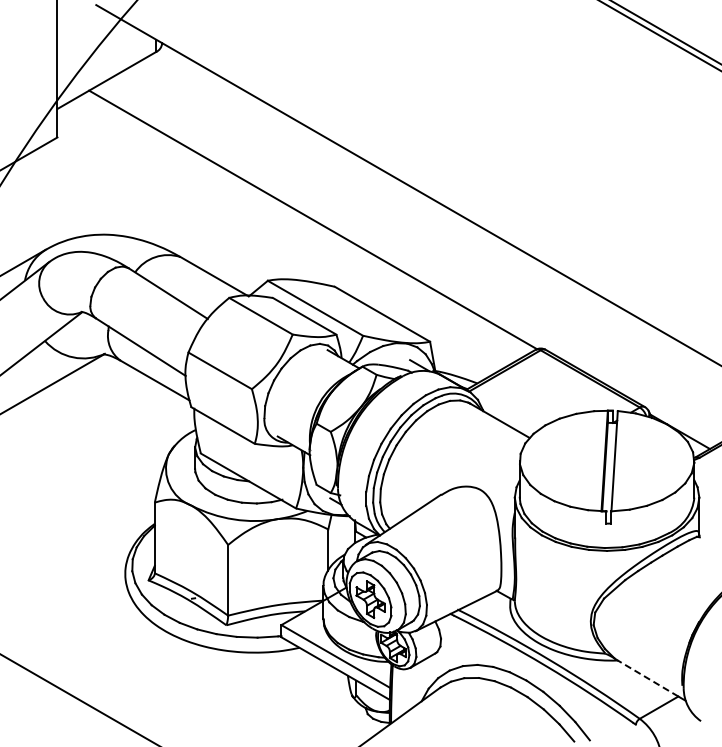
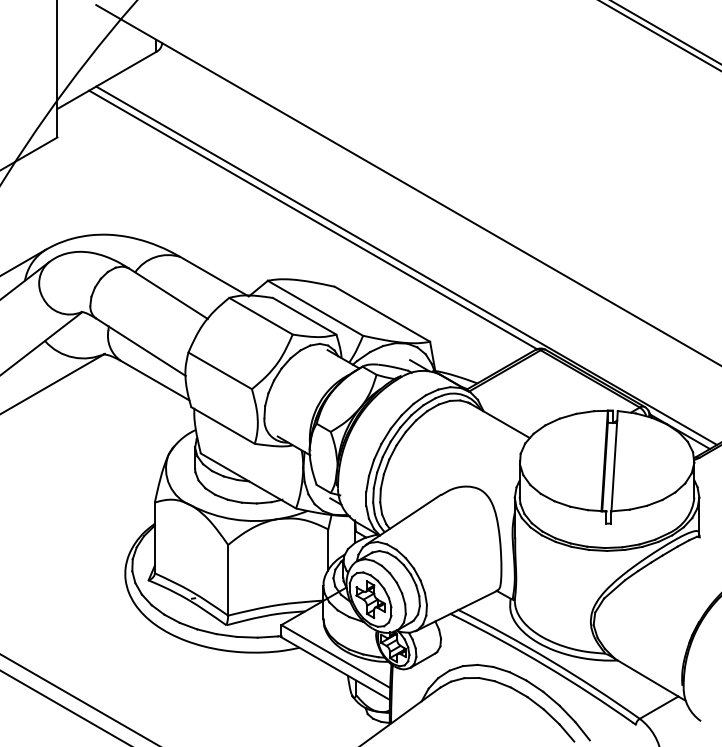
line: none -> present (406, 265)
line: dashed -> solid (647, 678)
line: none -> present (64, 707)
